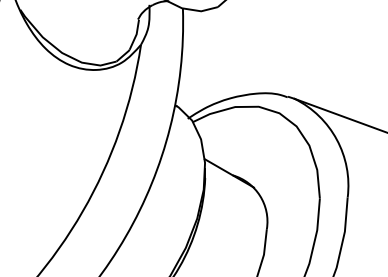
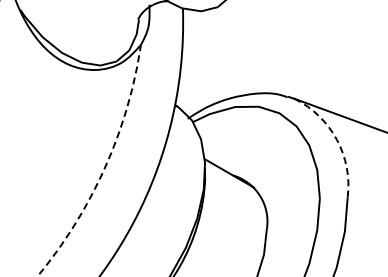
arc: solid -> dashed (336, 139)
arc: solid -> dashed (104, 168)
